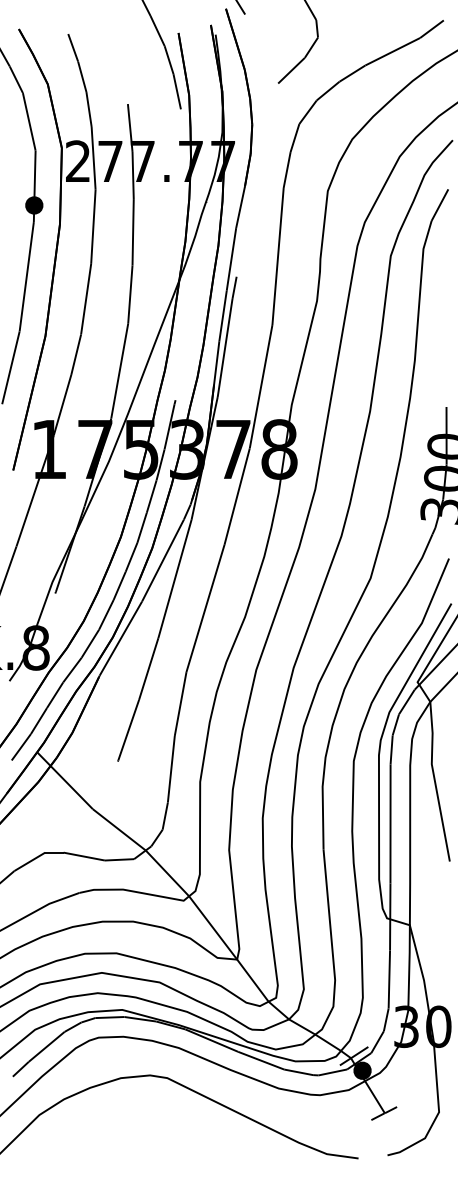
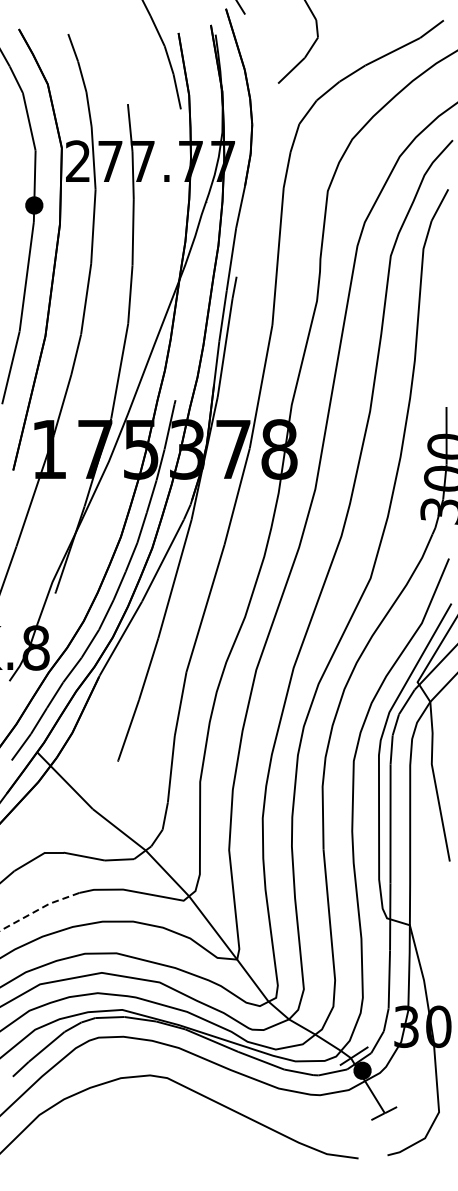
line: solid -> dashed (38, 909)
